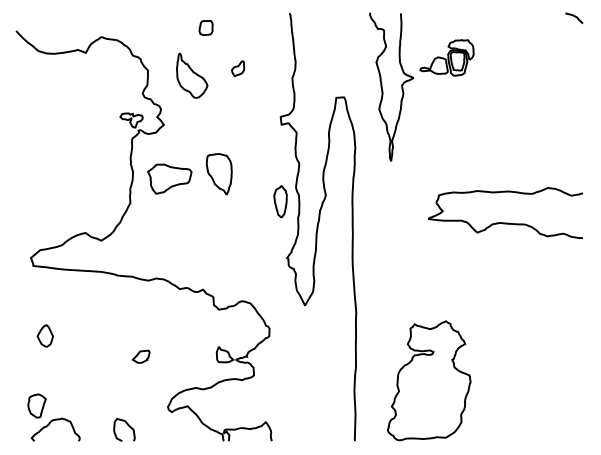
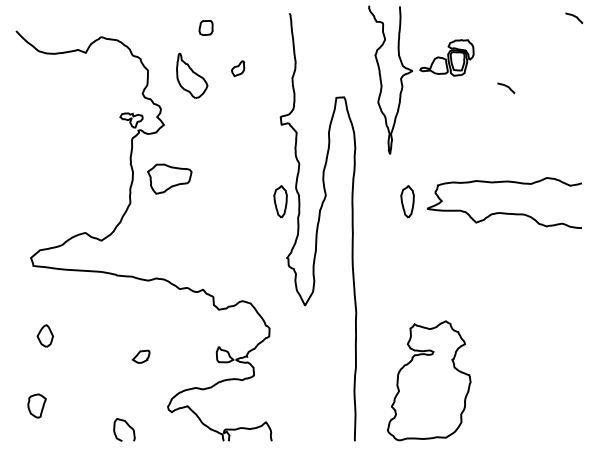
curve: none -> present (506, 87)
curve position: (383, 90) -> (382, 83) (382, 83)
part: present -> none (218, 174)
part: none -> present (407, 201)
curve position: (505, 222) -> (504, 212) (504, 212)
curve: present -> none (49, 425)
